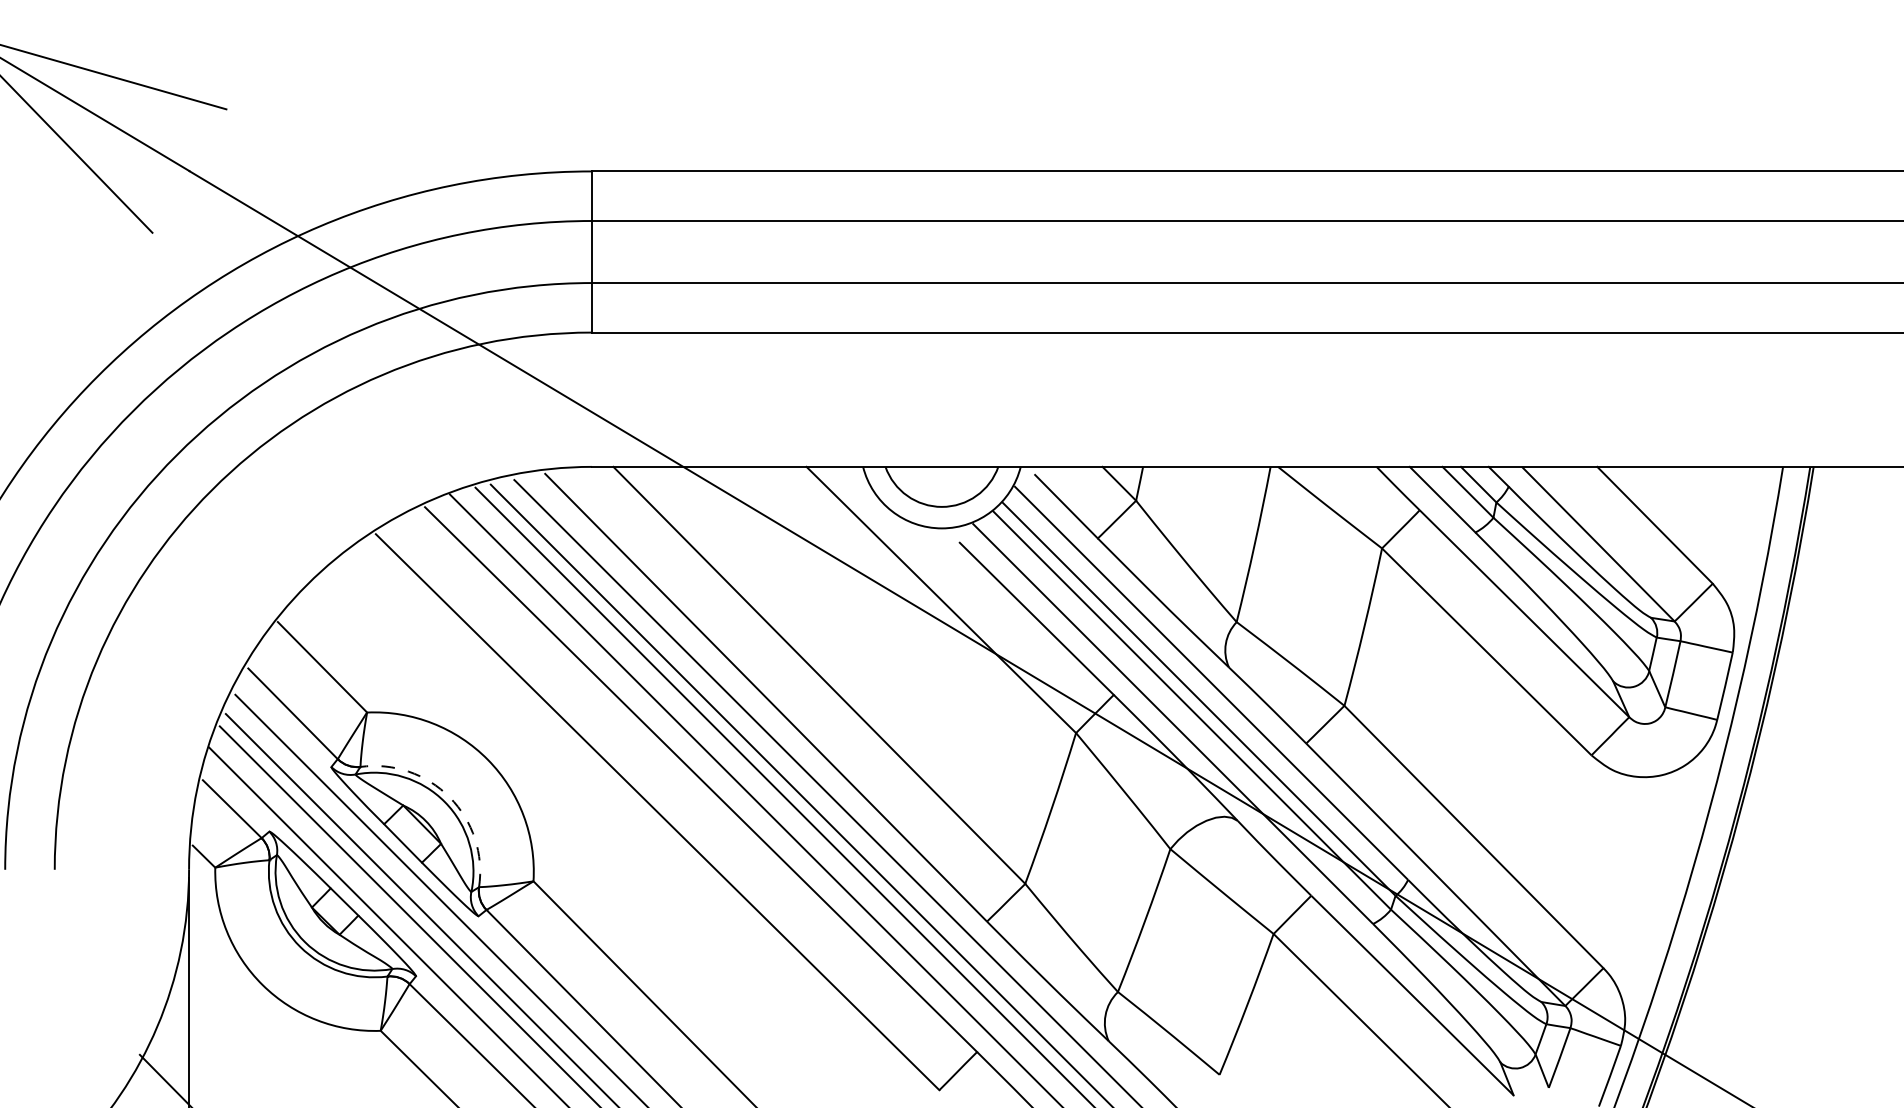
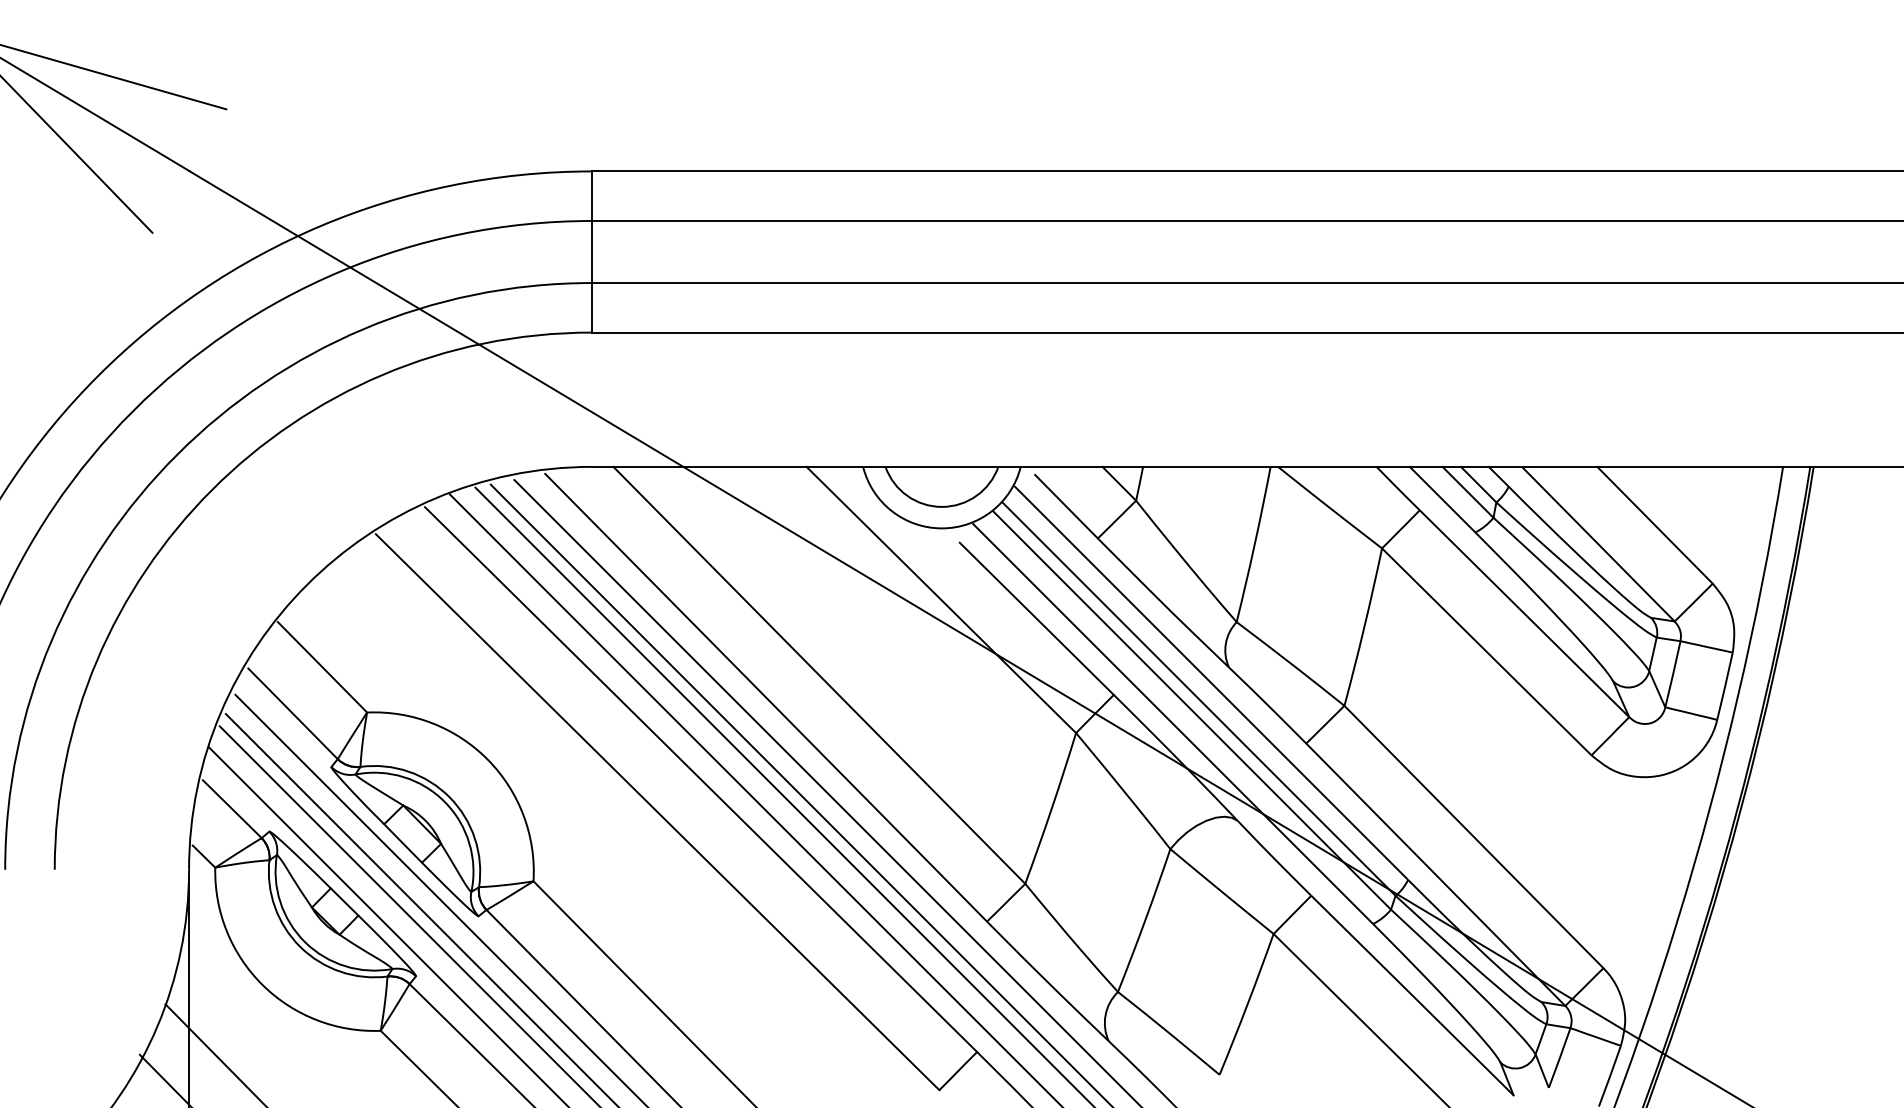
arc: dashed -> solid (449, 797)
line: none -> present (214, 1054)
